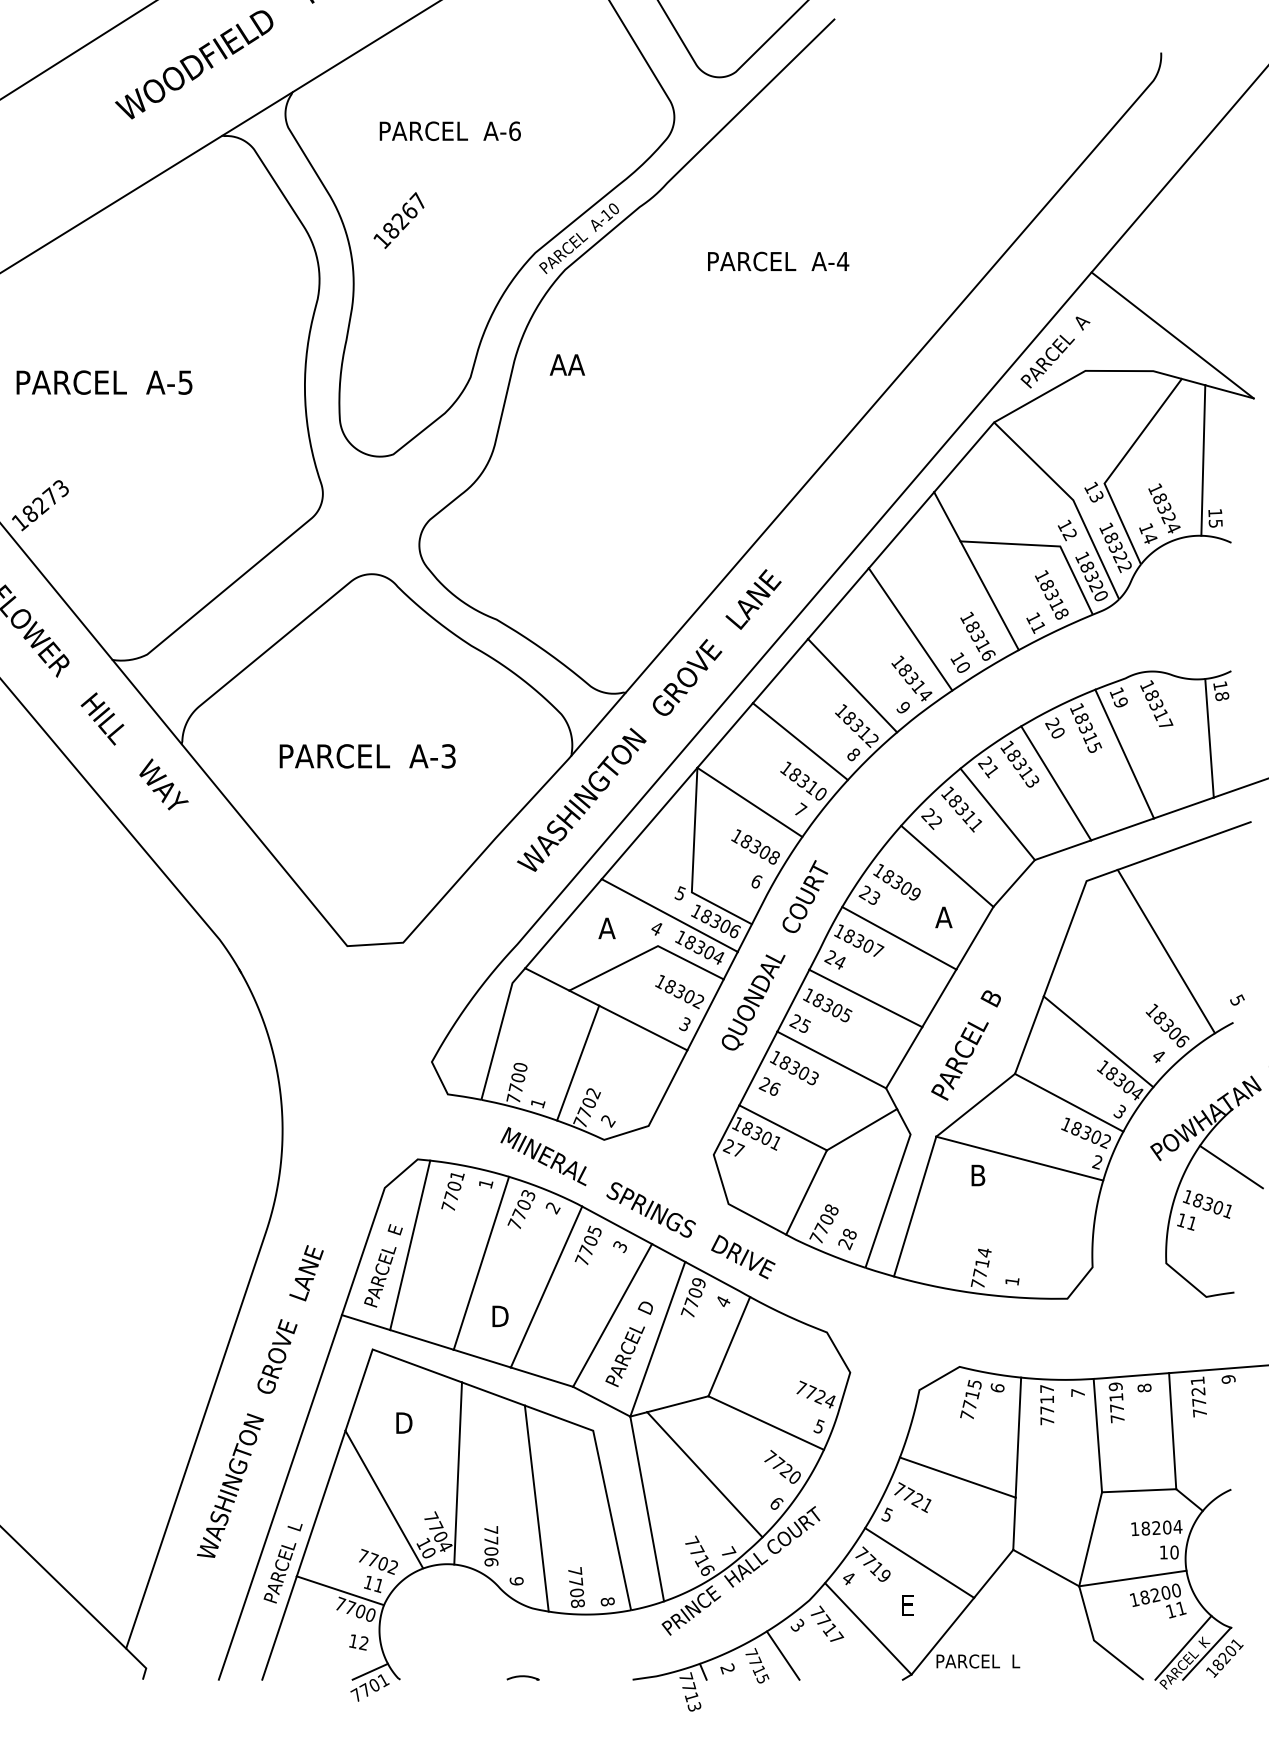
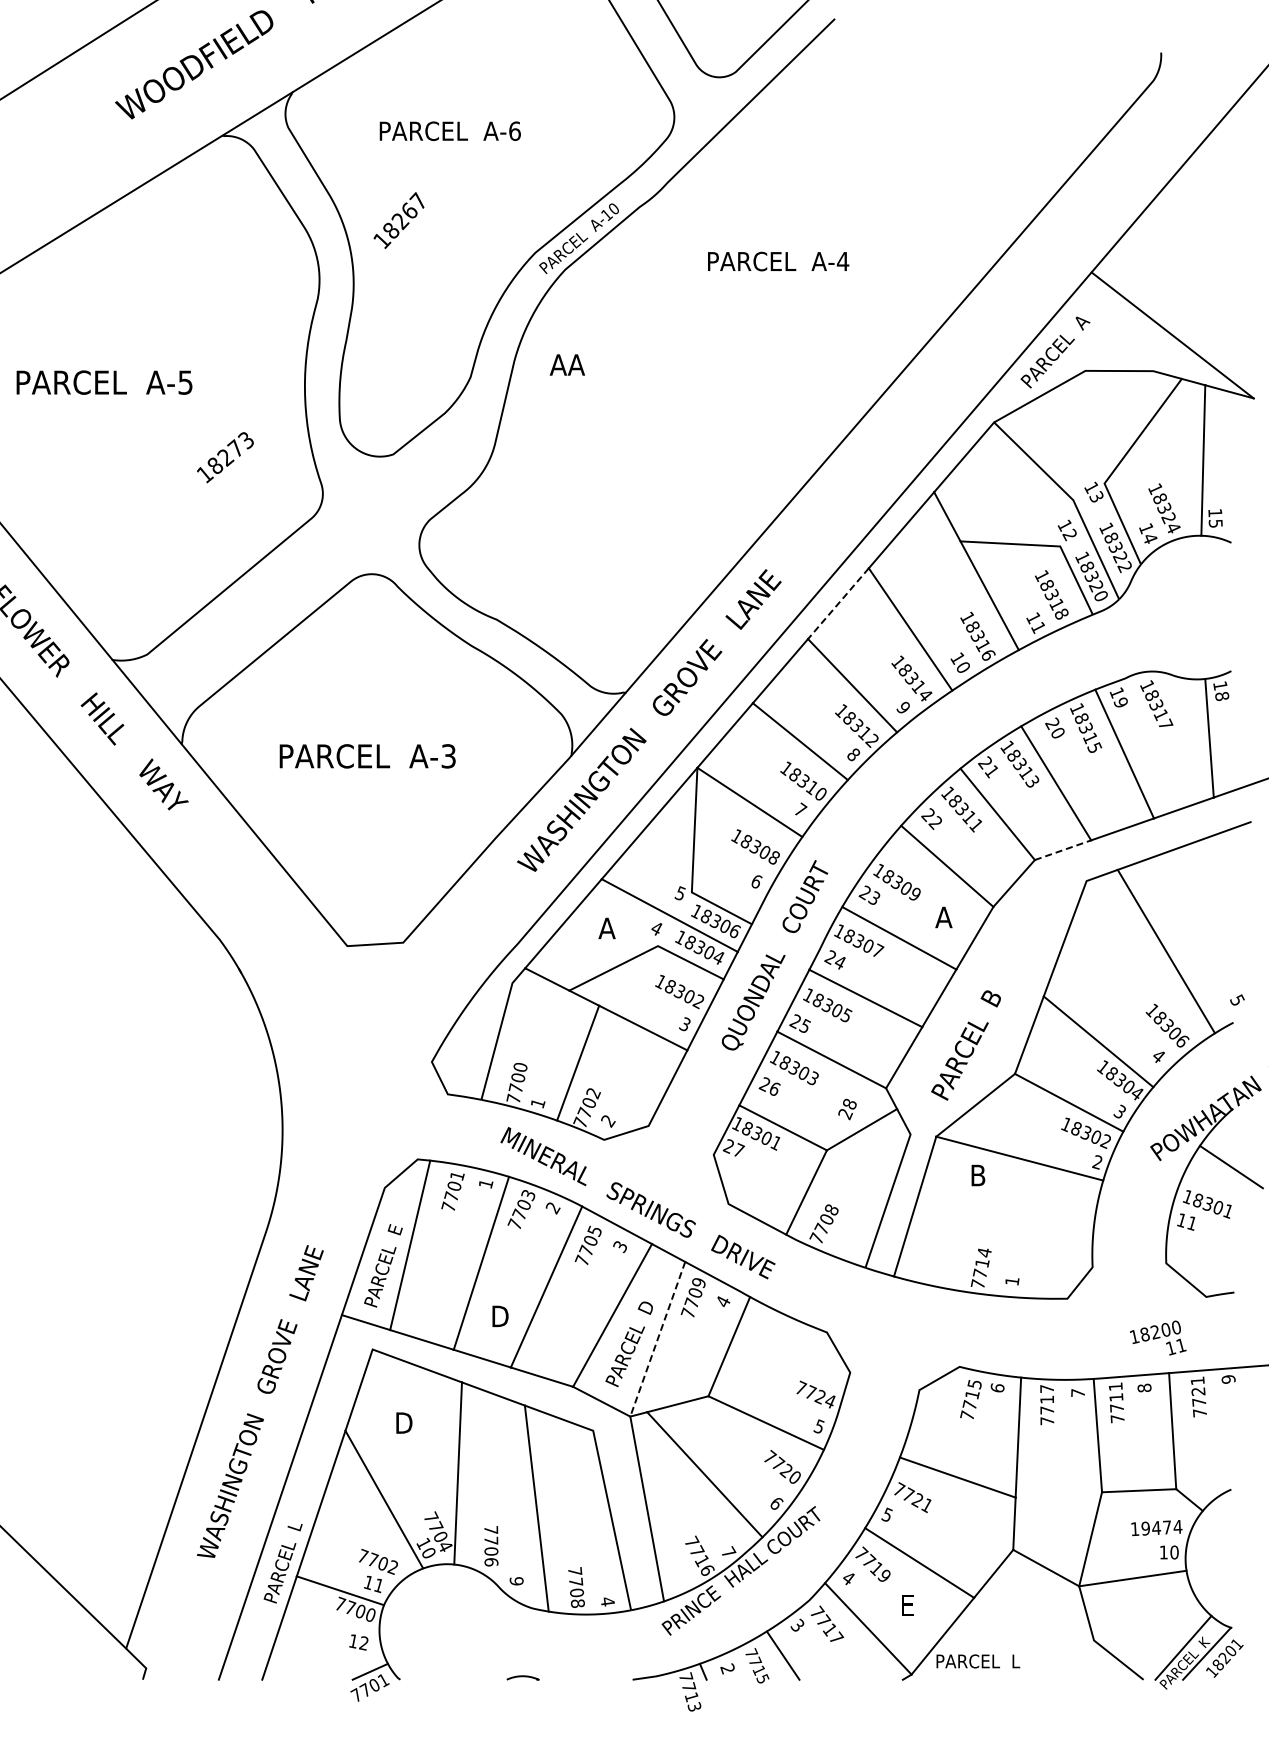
text position: (40, 505) -> (225, 457) (225, 457)
line: solid -> dashed (838, 603)
line: solid -> dashed (1063, 850)
text position: (847, 1239) -> (847, 1109) (847, 1109)
line: solid -> dashed (657, 1339)
text: 7719 -> 7711 (1115, 1386)
text: 18204 -> 19474 (1156, 1527)
text position: (1158, 1600) -> (1158, 1337) (1158, 1337)
text: 8 -> 4 (607, 1601)
